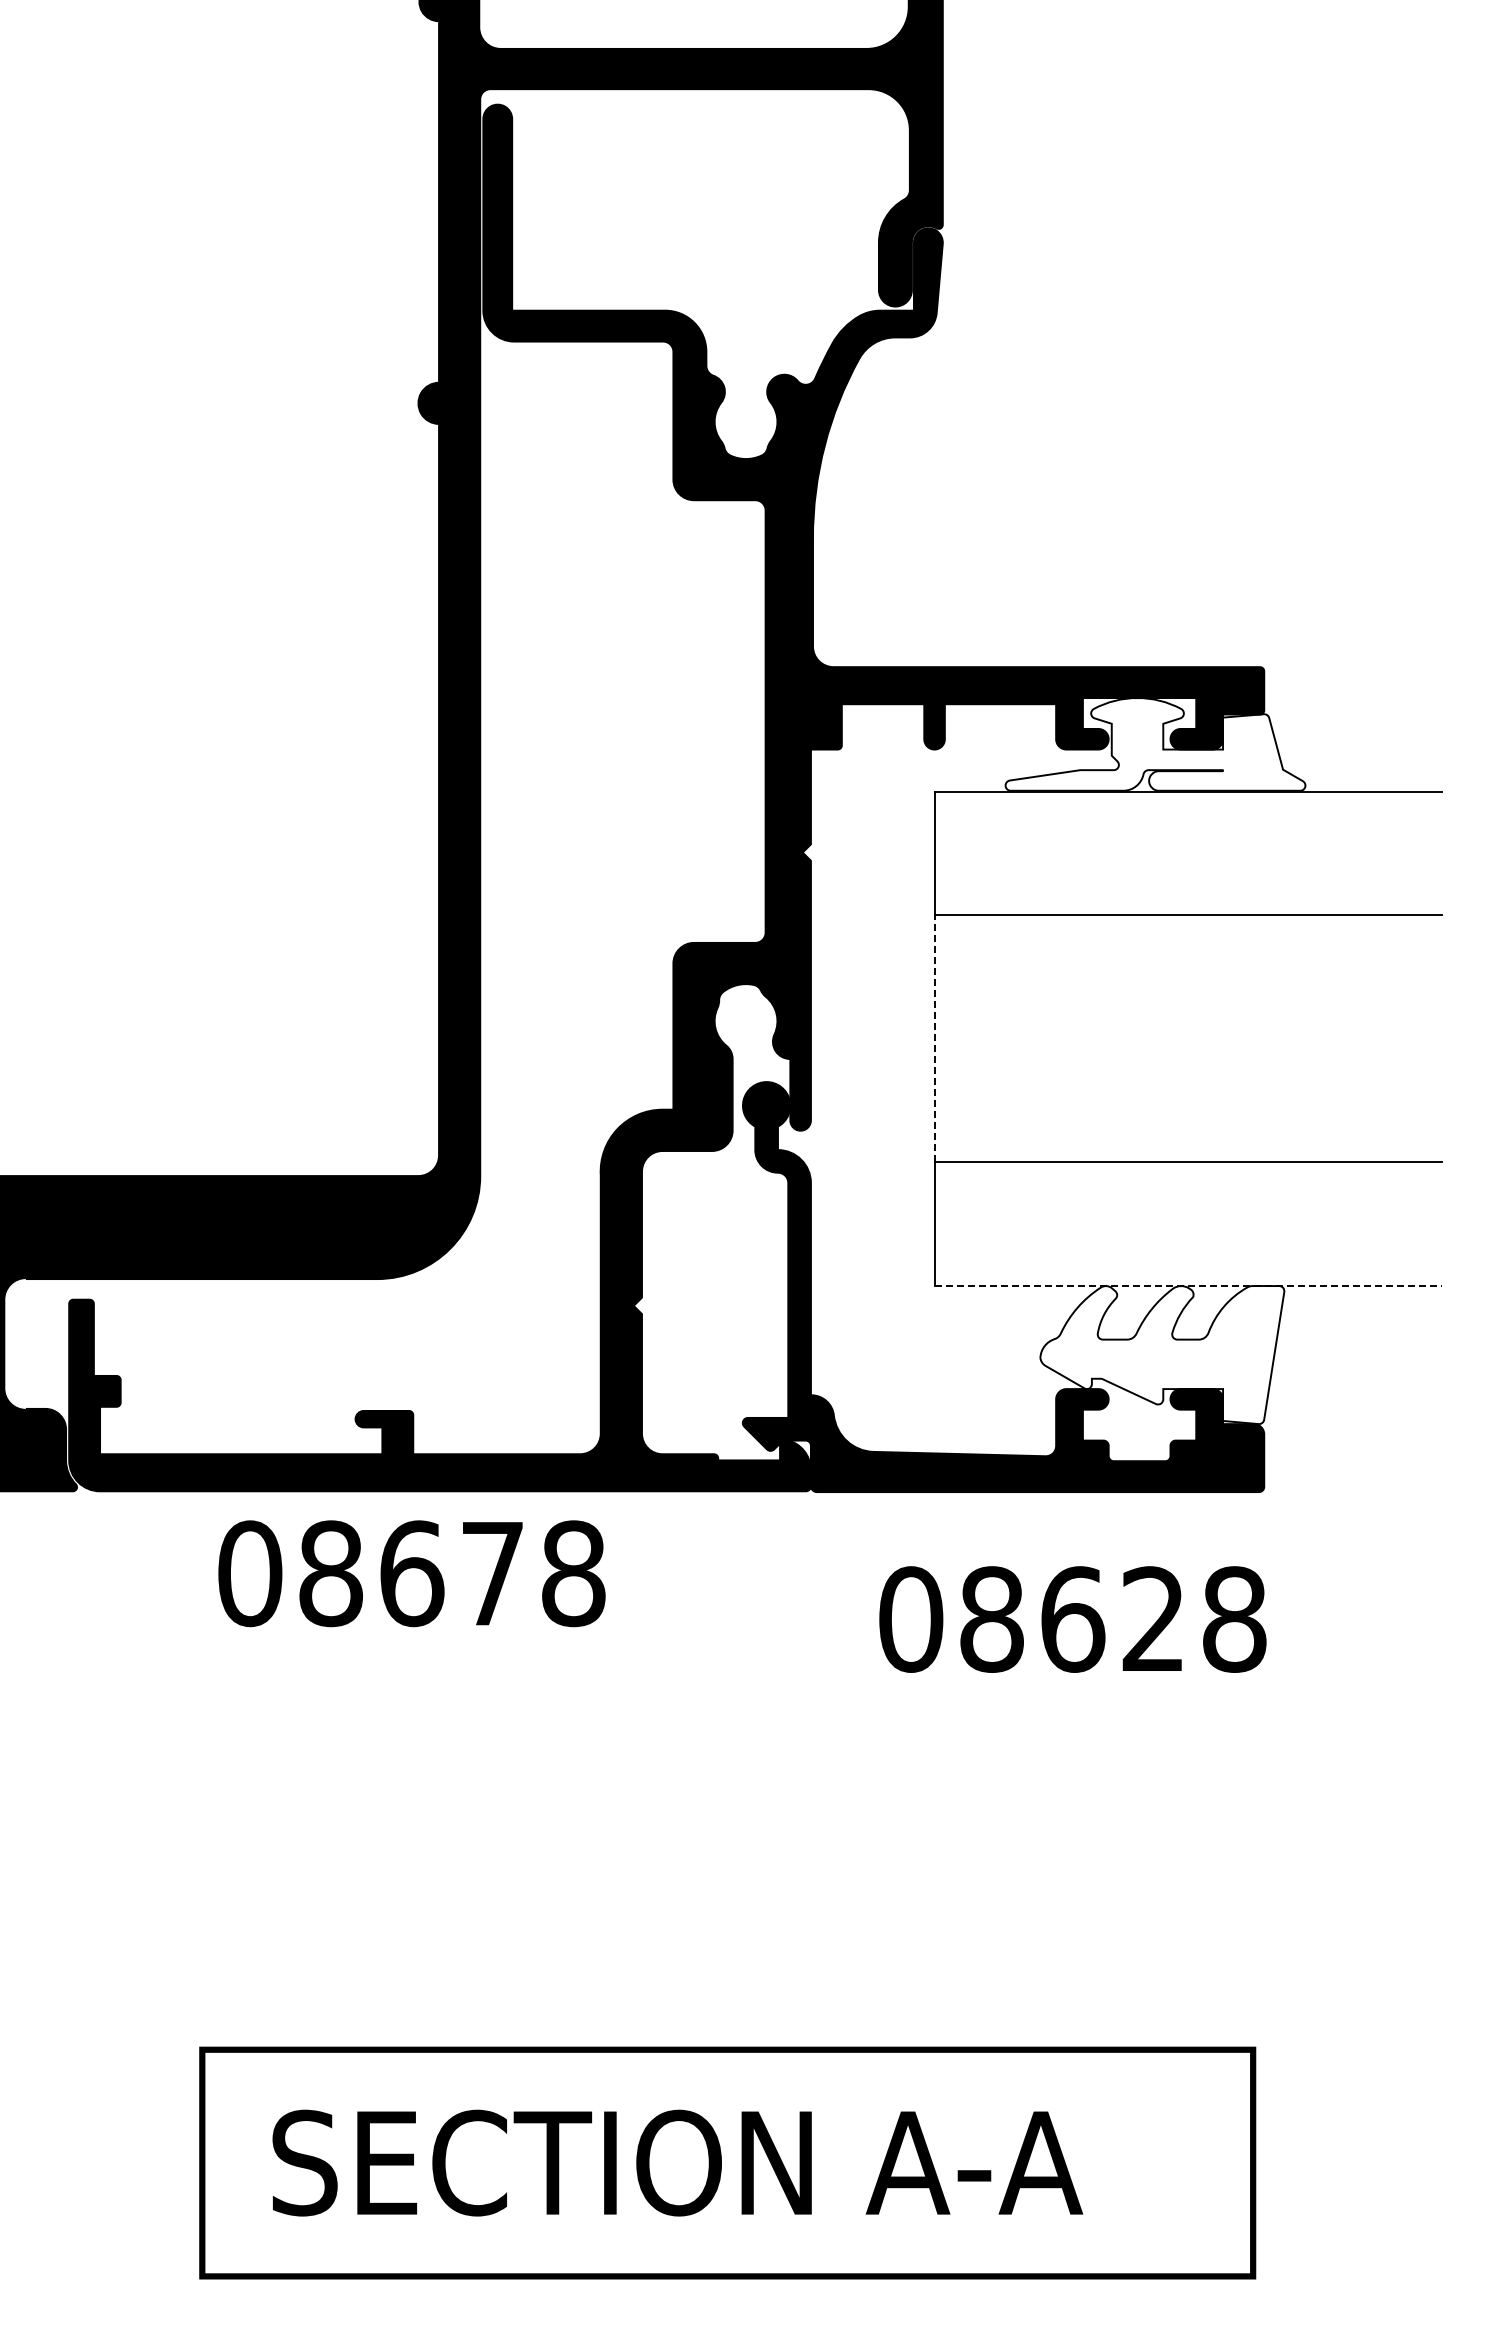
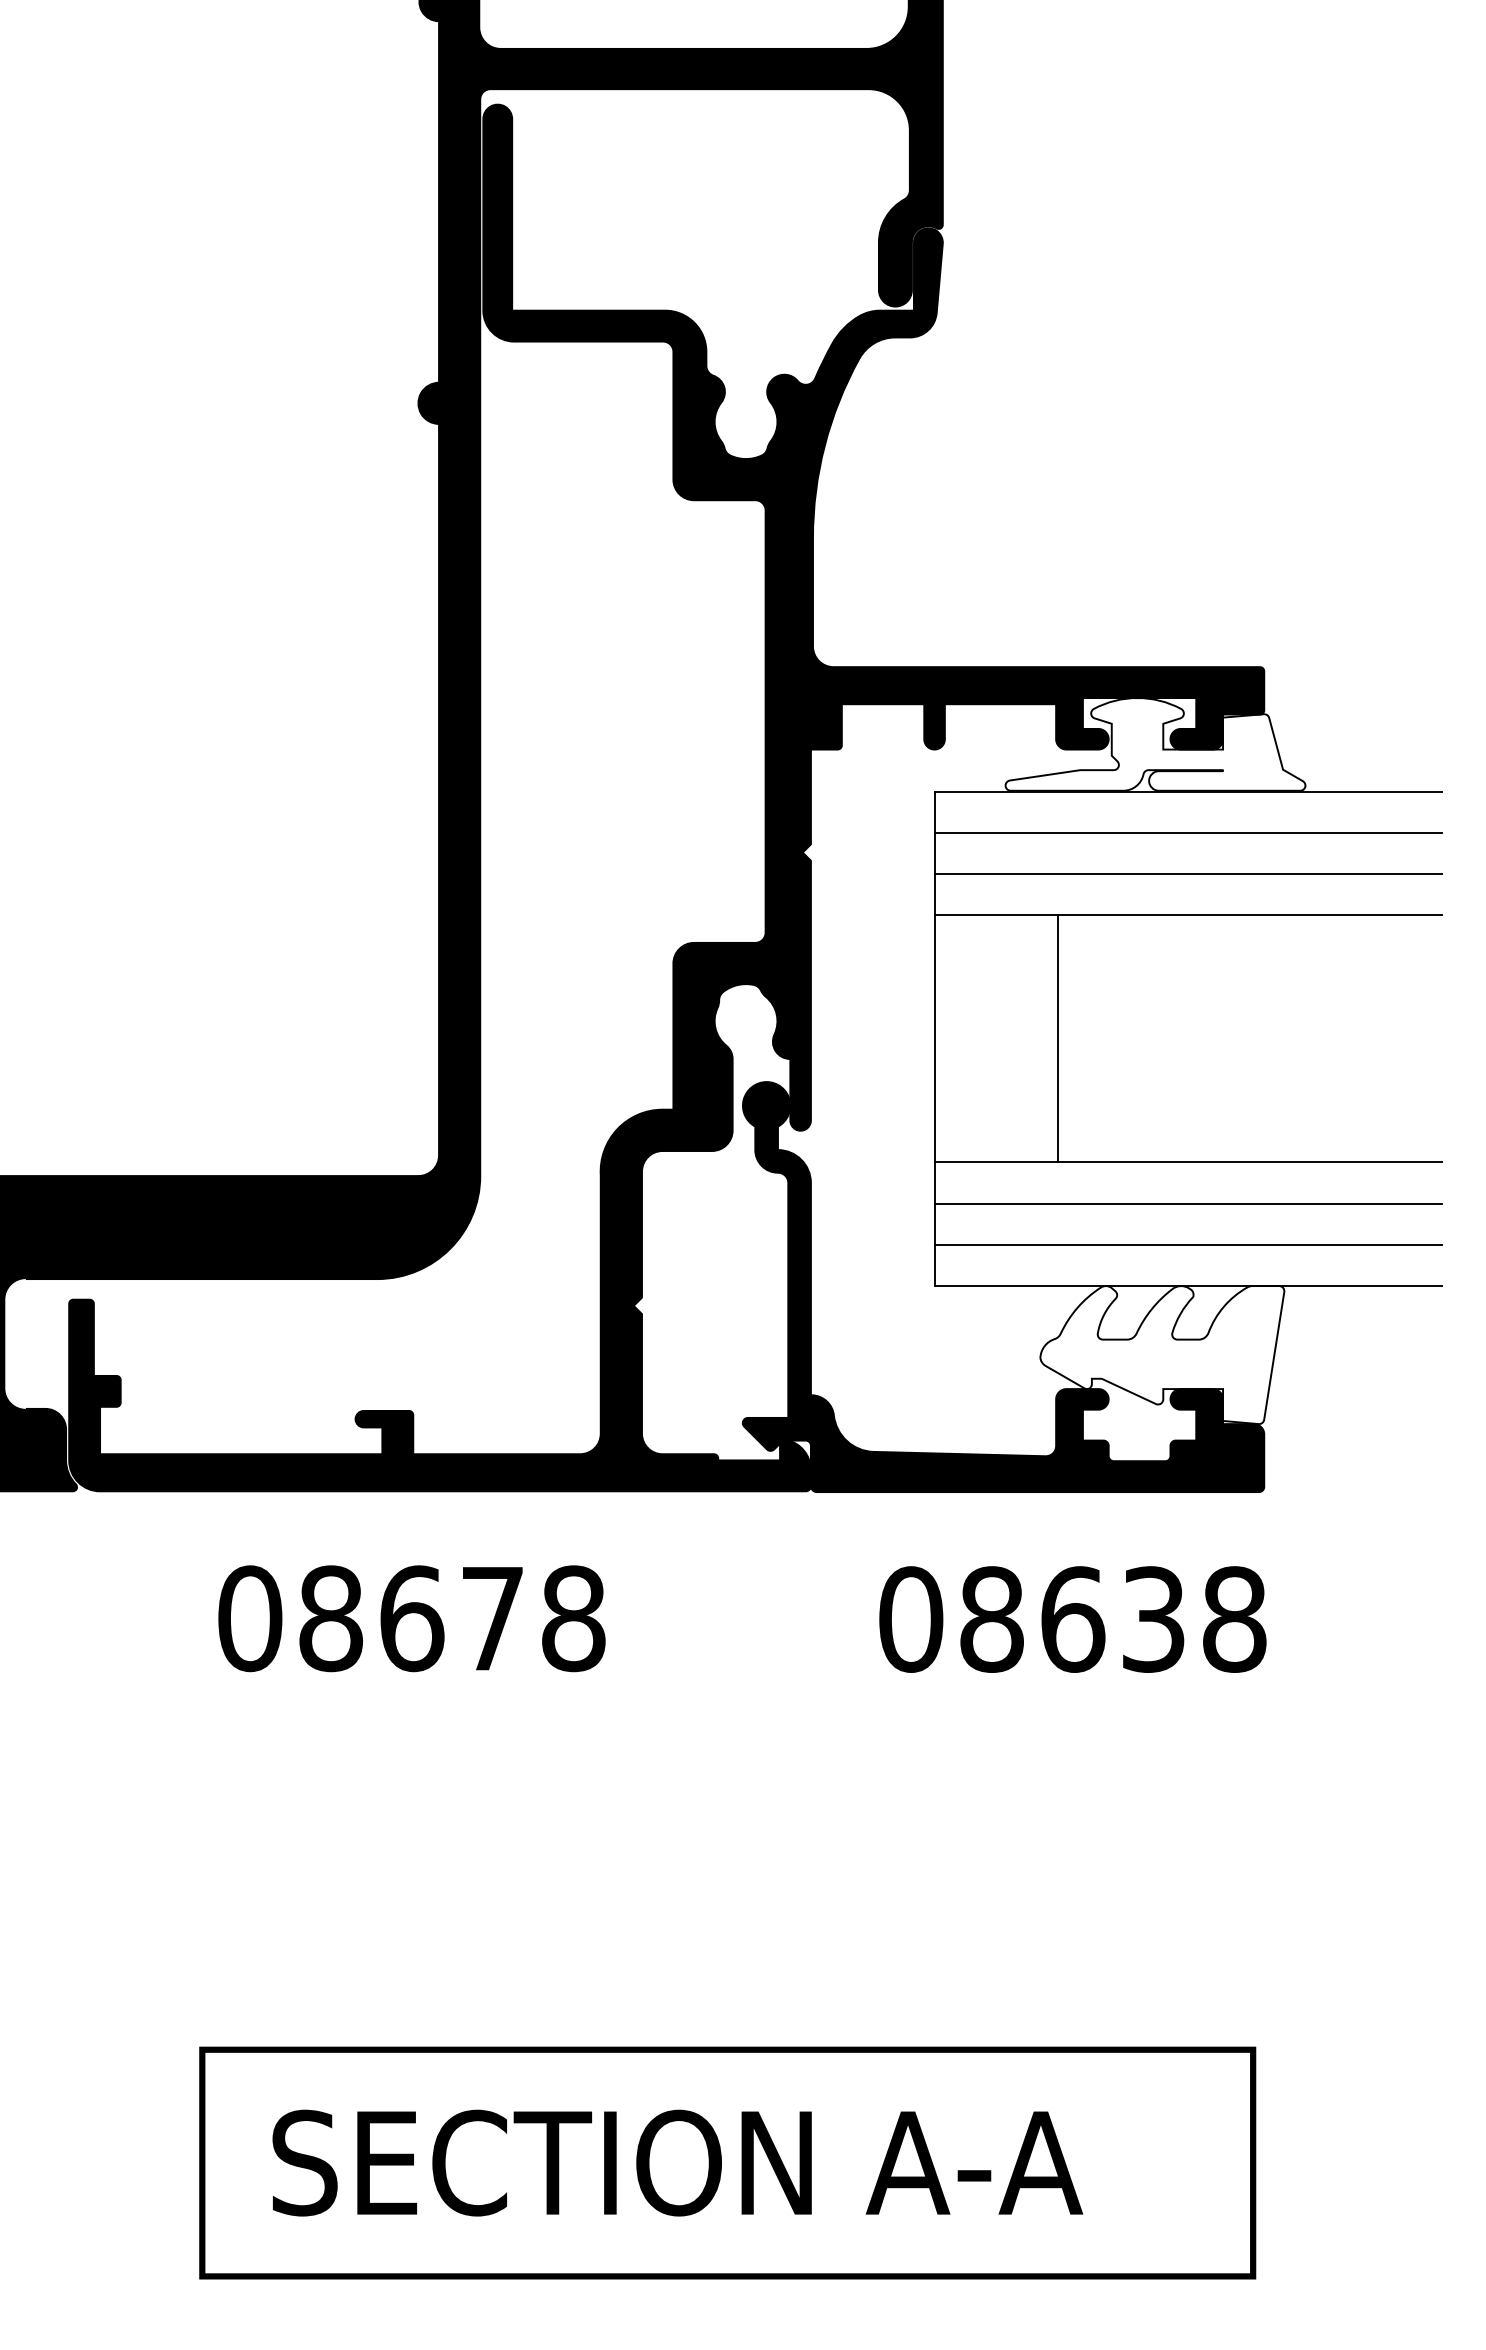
line: none -> present (1187, 832)
line: none -> present (1187, 873)
line: dashed -> solid (934, 1038)
line: none -> present (1058, 1038)
line: none -> present (1187, 1203)
line: none -> present (1187, 1244)
line: dashed -> solid (1188, 1286)
text position: (411, 1573) -> (411, 1618) (411, 1618)
text: 08628 -> 08638 (1153, 1619)
